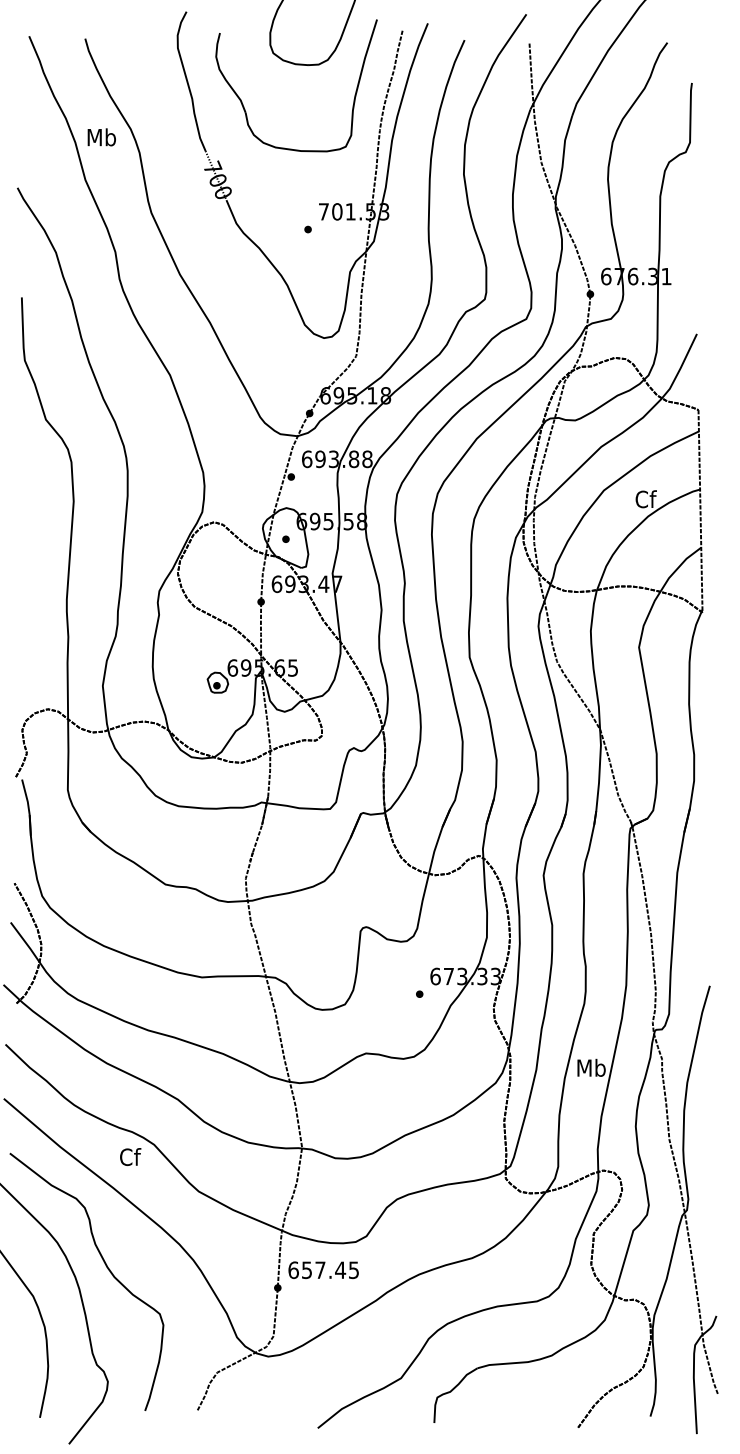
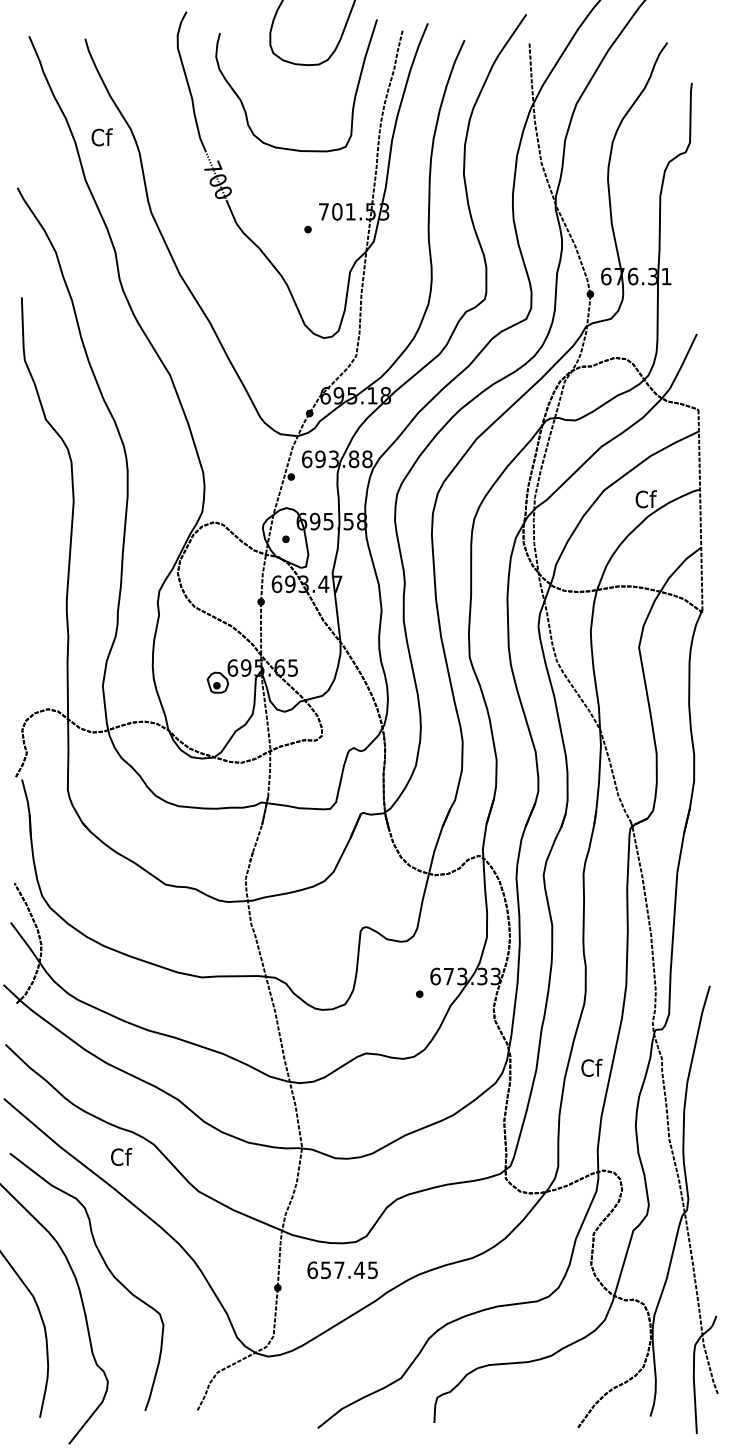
text: Mb -> Cf (101, 137)
text: Mb -> Cf (591, 1067)
text position: (130, 1156) -> (121, 1156) (121, 1156)
text position: (323, 1269) -> (342, 1269) (342, 1269)
